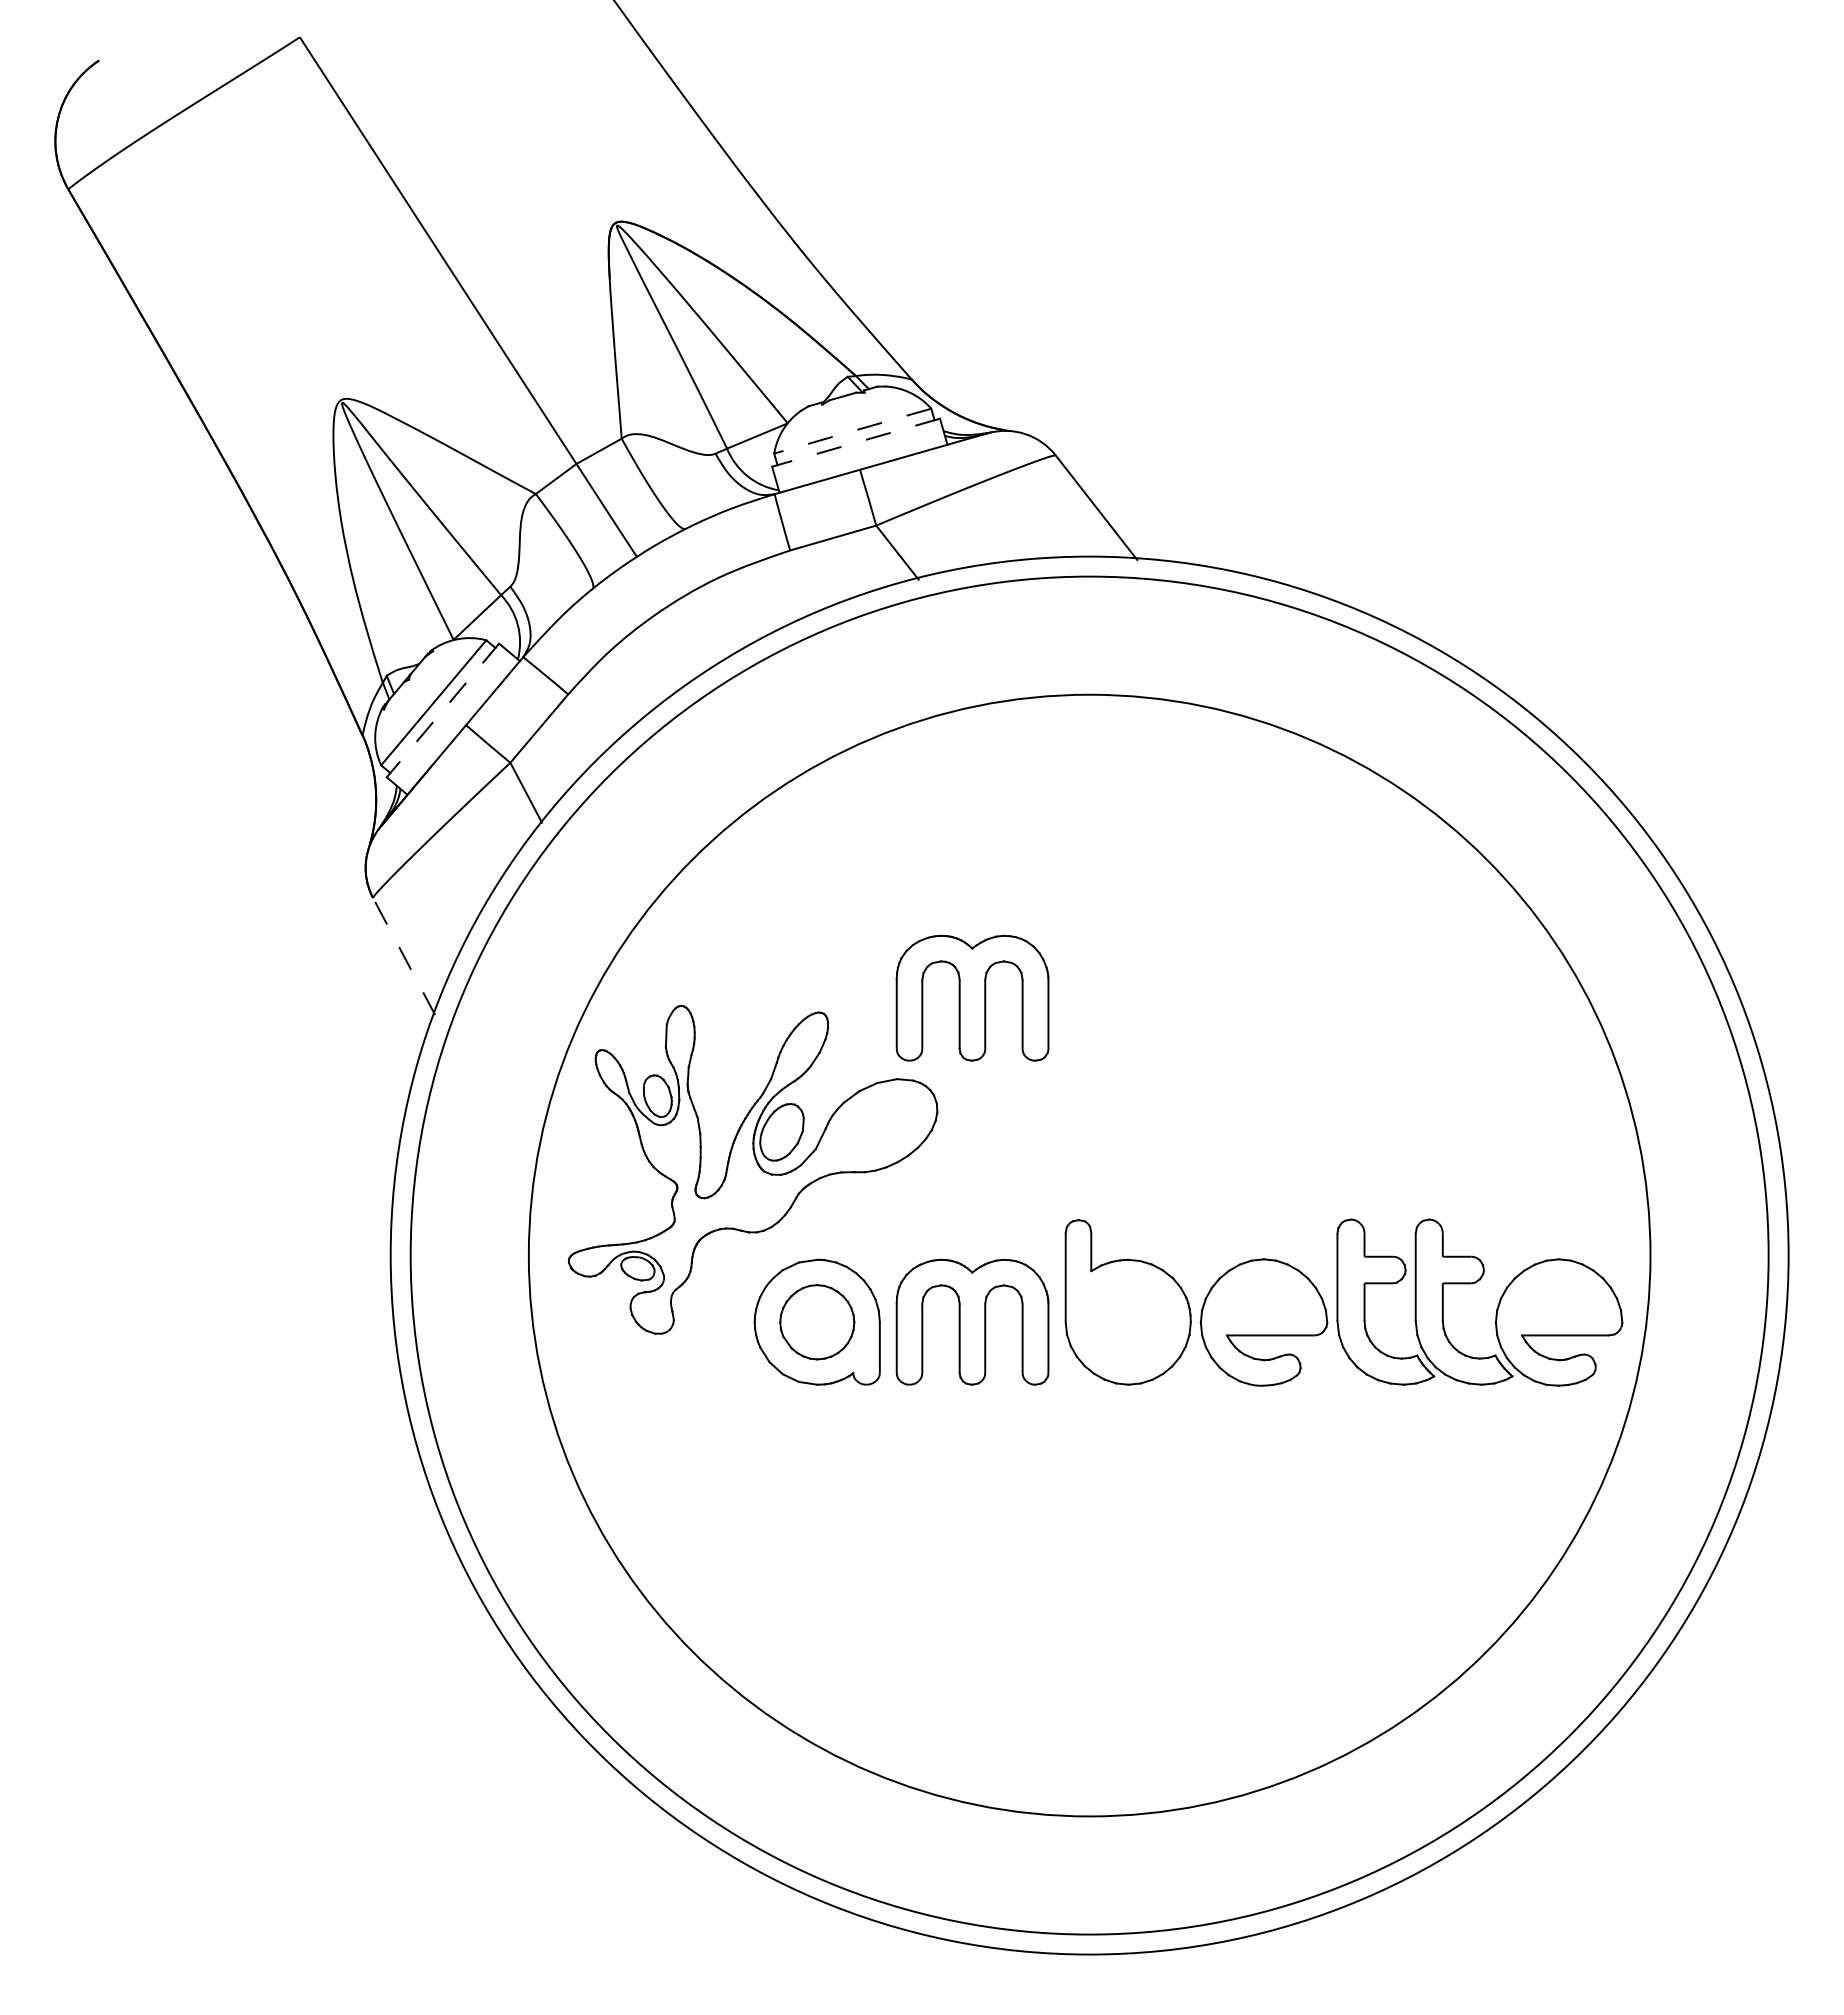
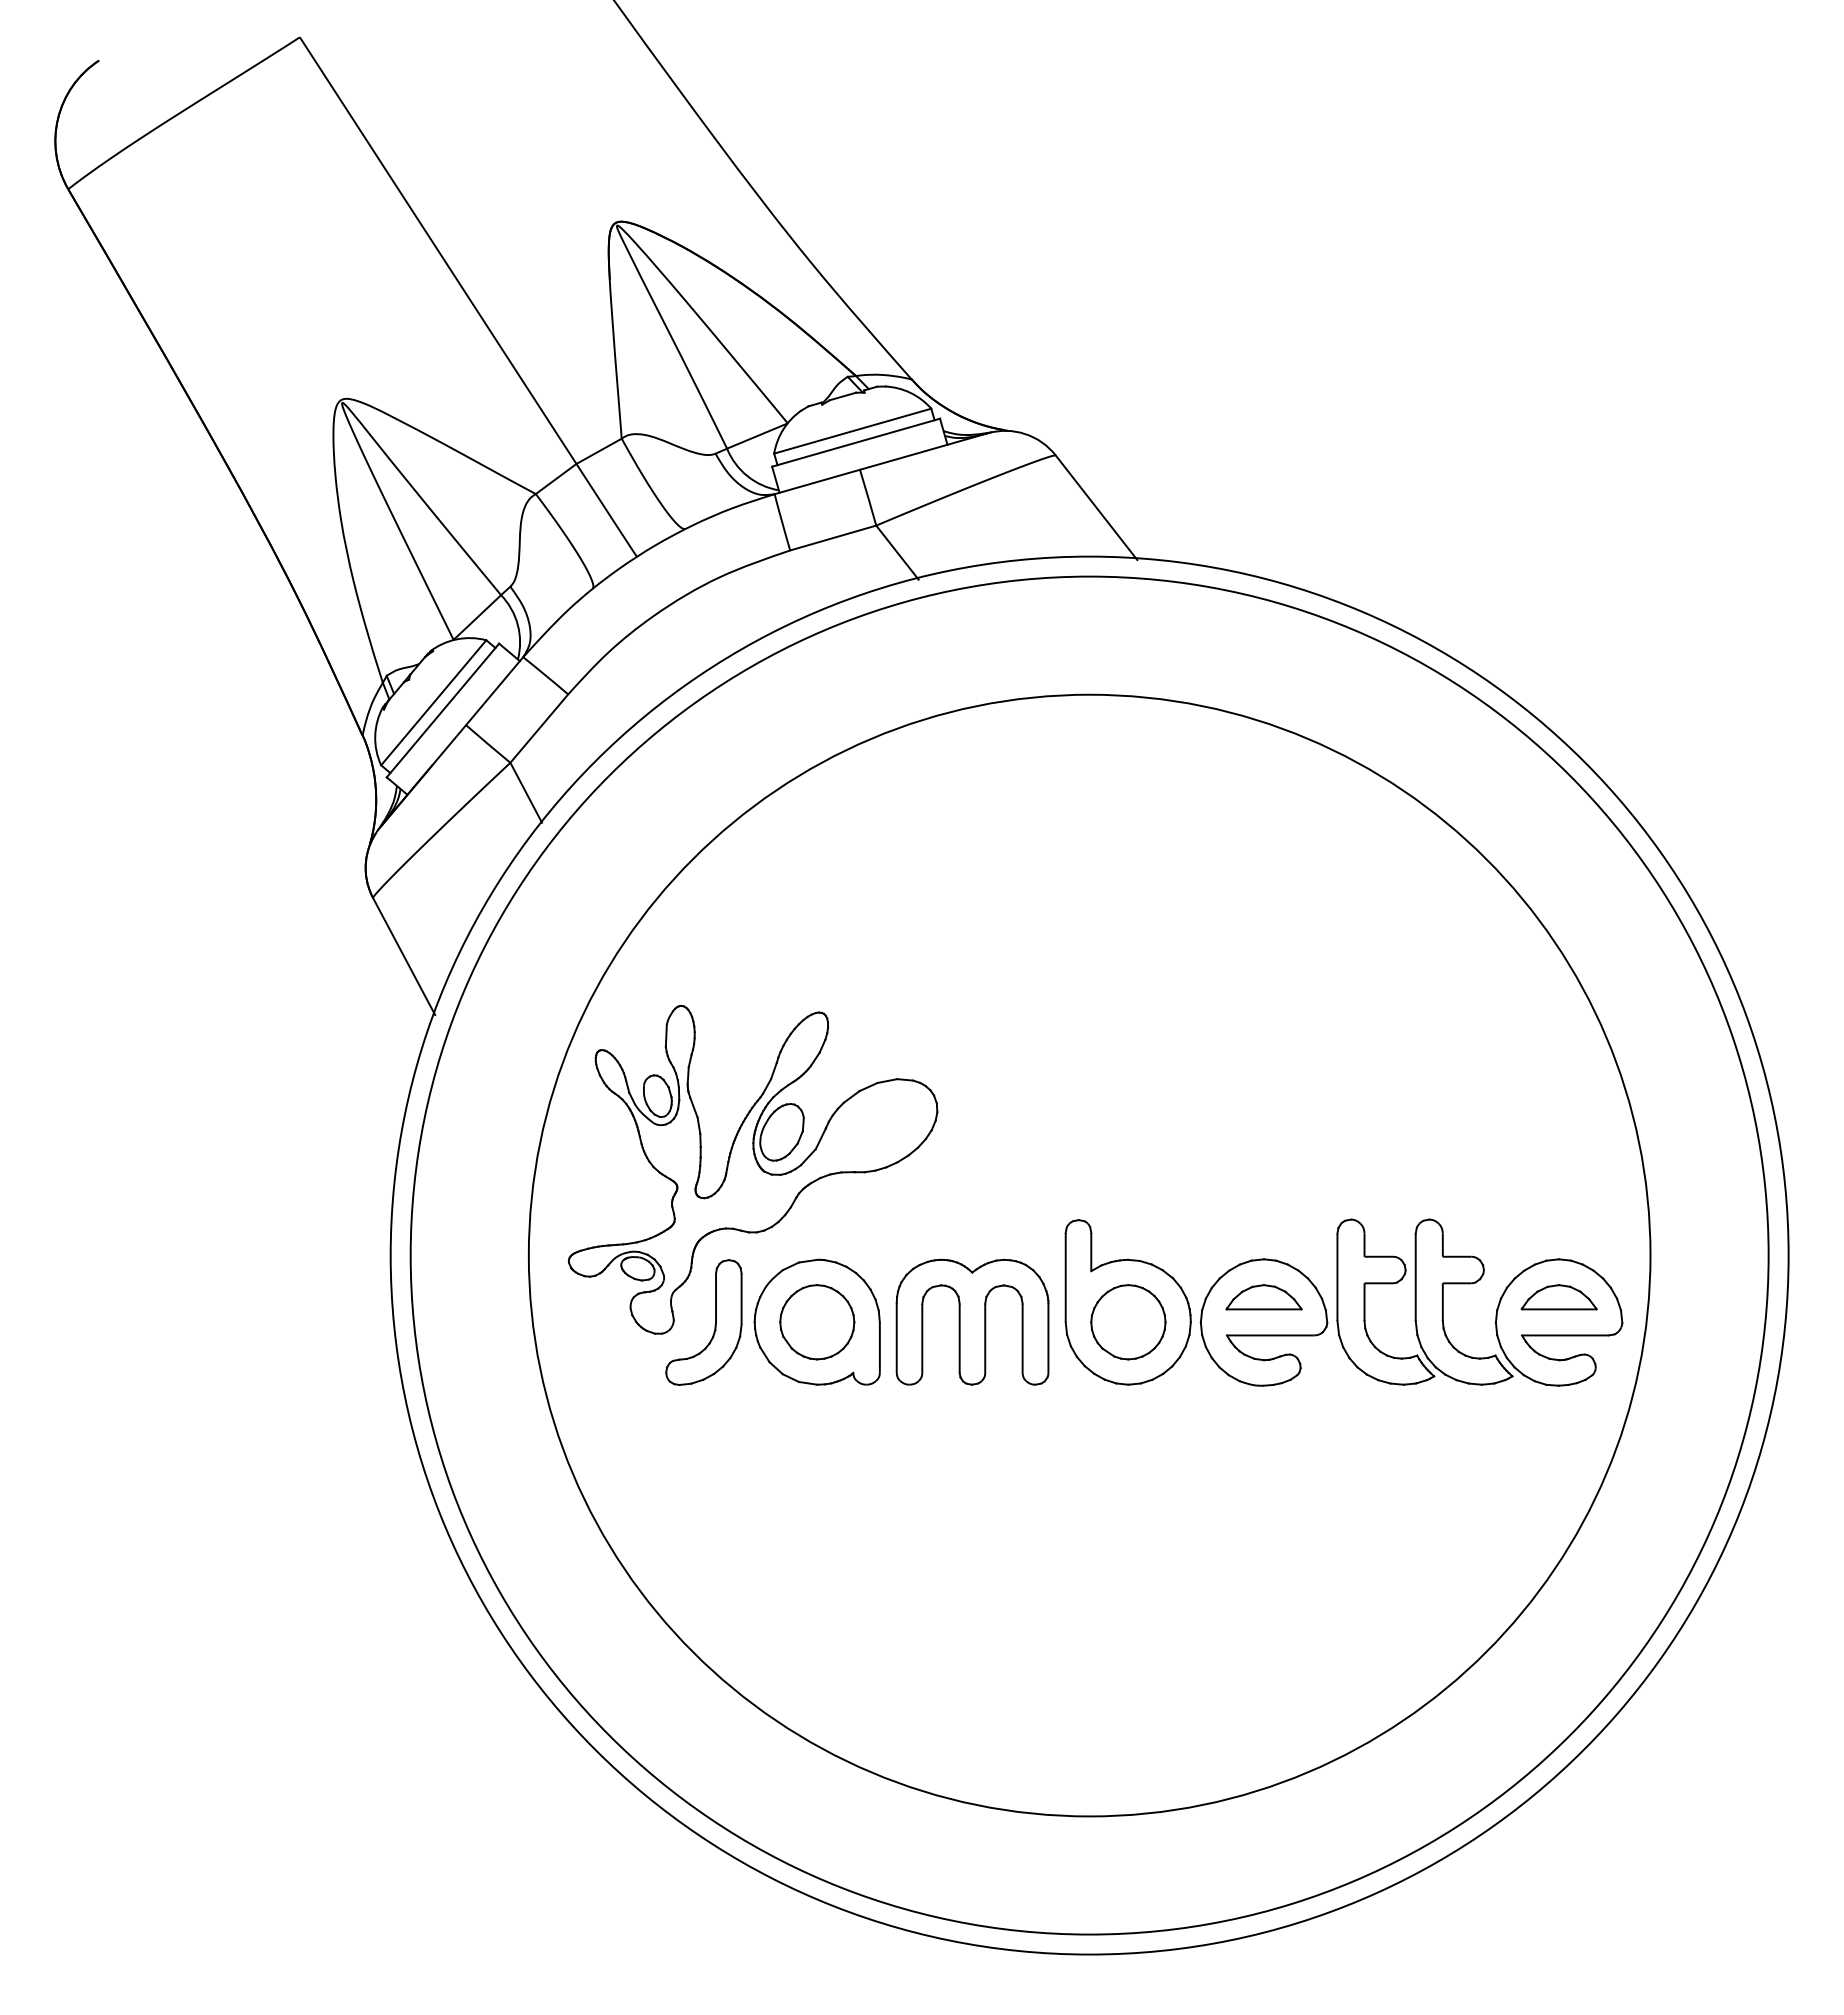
line: dashed -> solid (852, 431)
line: dashed -> solid (855, 442)
line: dashed -> solid (442, 710)
line: dashed -> solid (403, 956)
part: present -> none (972, 997)
part: none -> present (1263, 1297)
part: none -> present (1558, 1297)
part: none -> present (1128, 1322)
part: none -> present (714, 1325)
